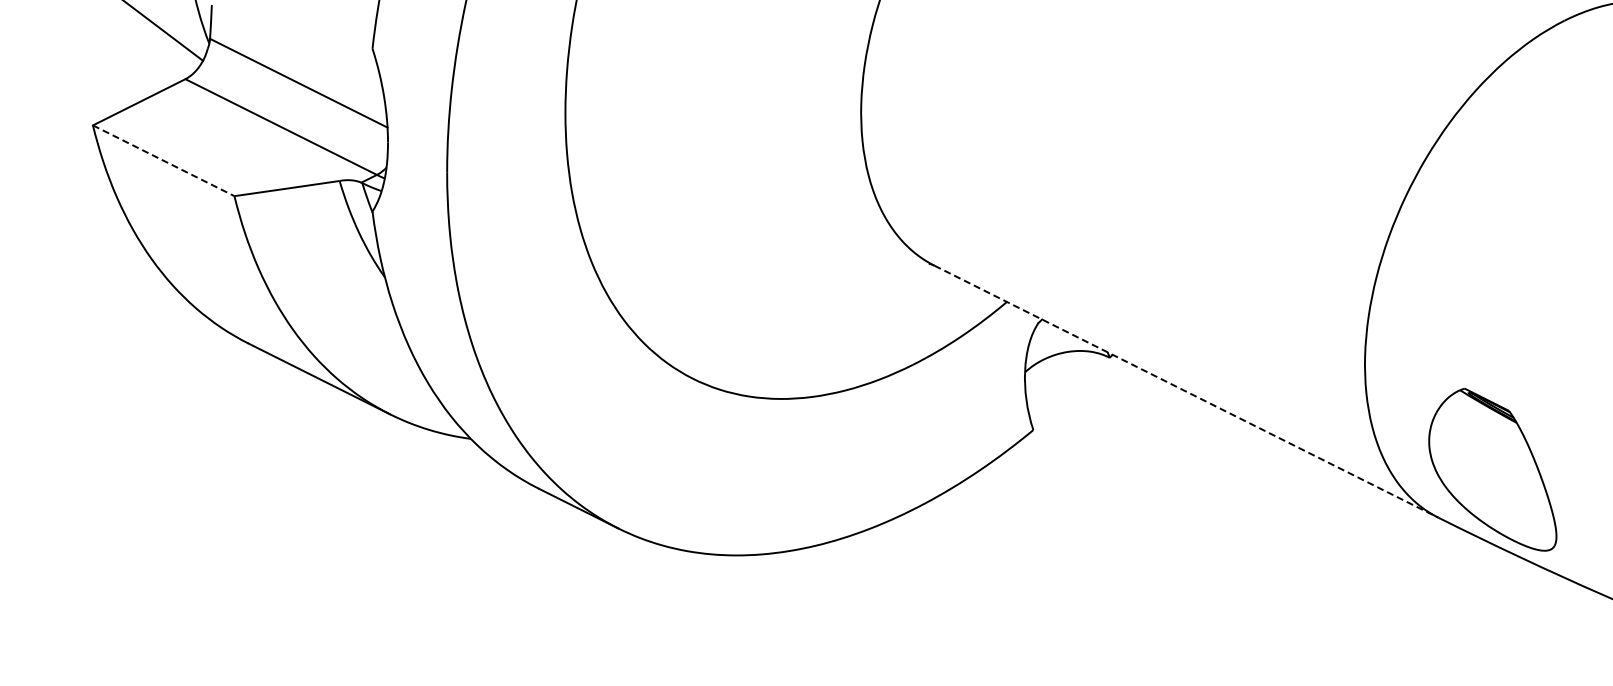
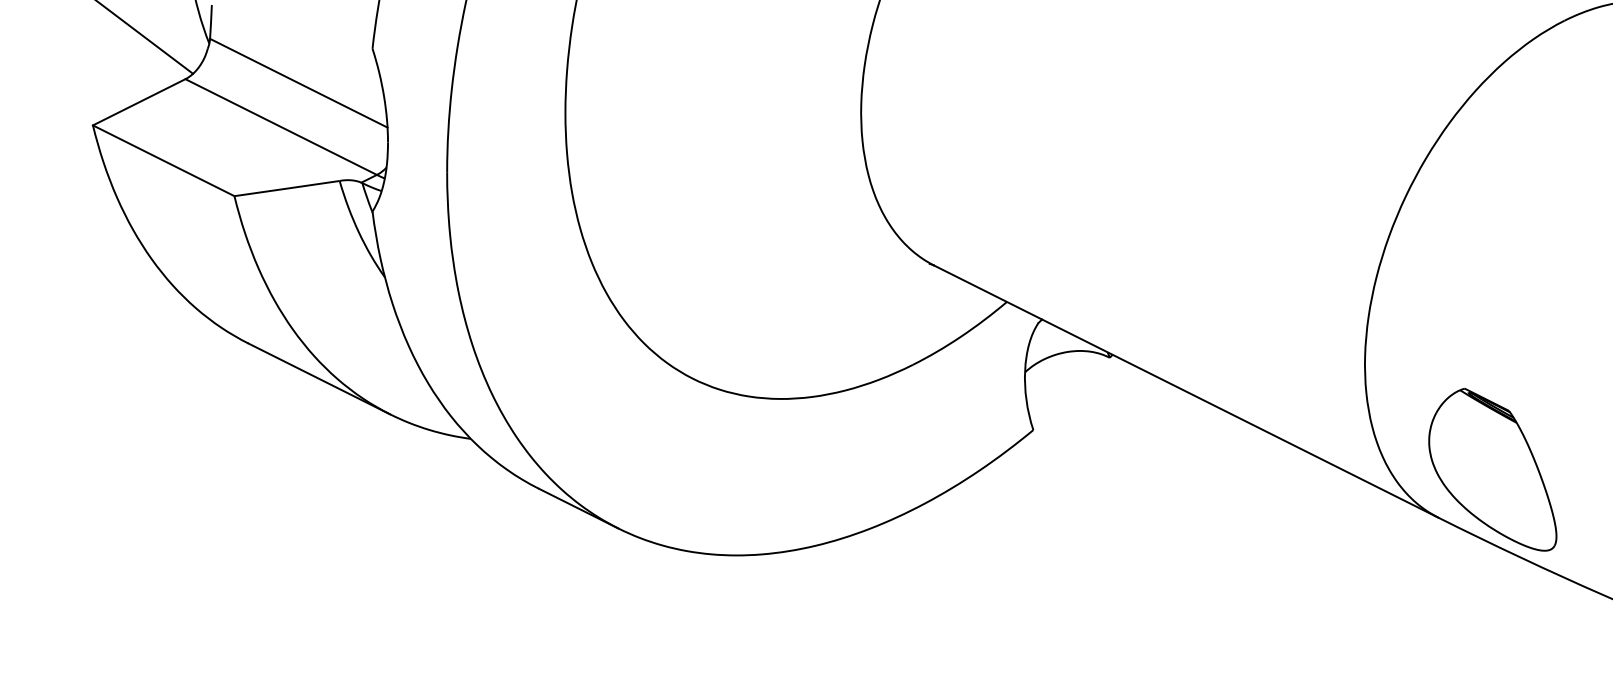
line position: (164, 31) -> (145, 37) (145, 37)
line: dashed -> solid (164, 161)
line: dashed -> solid (1186, 391)
